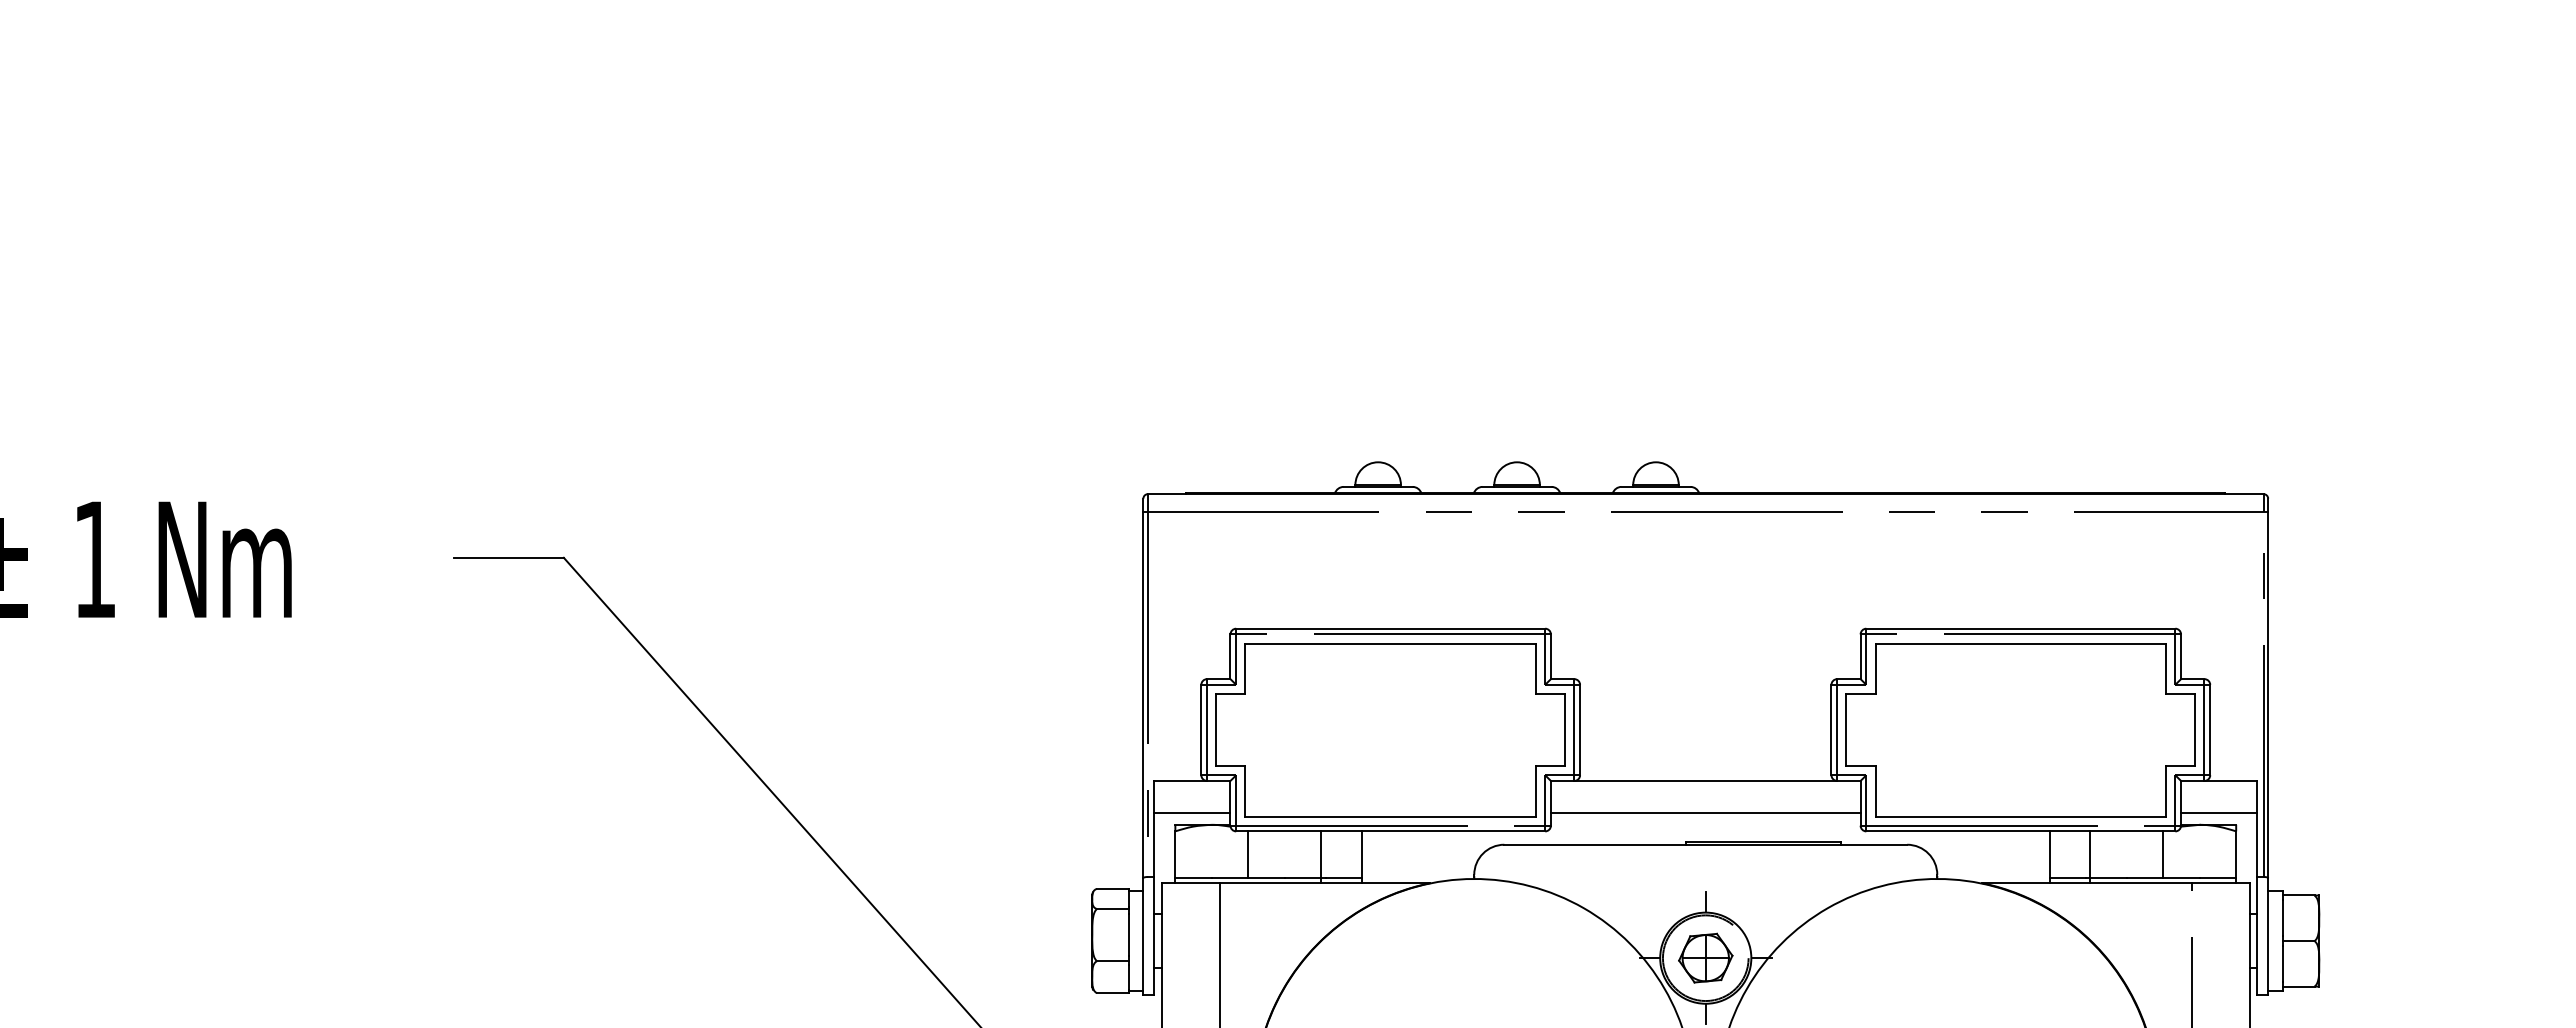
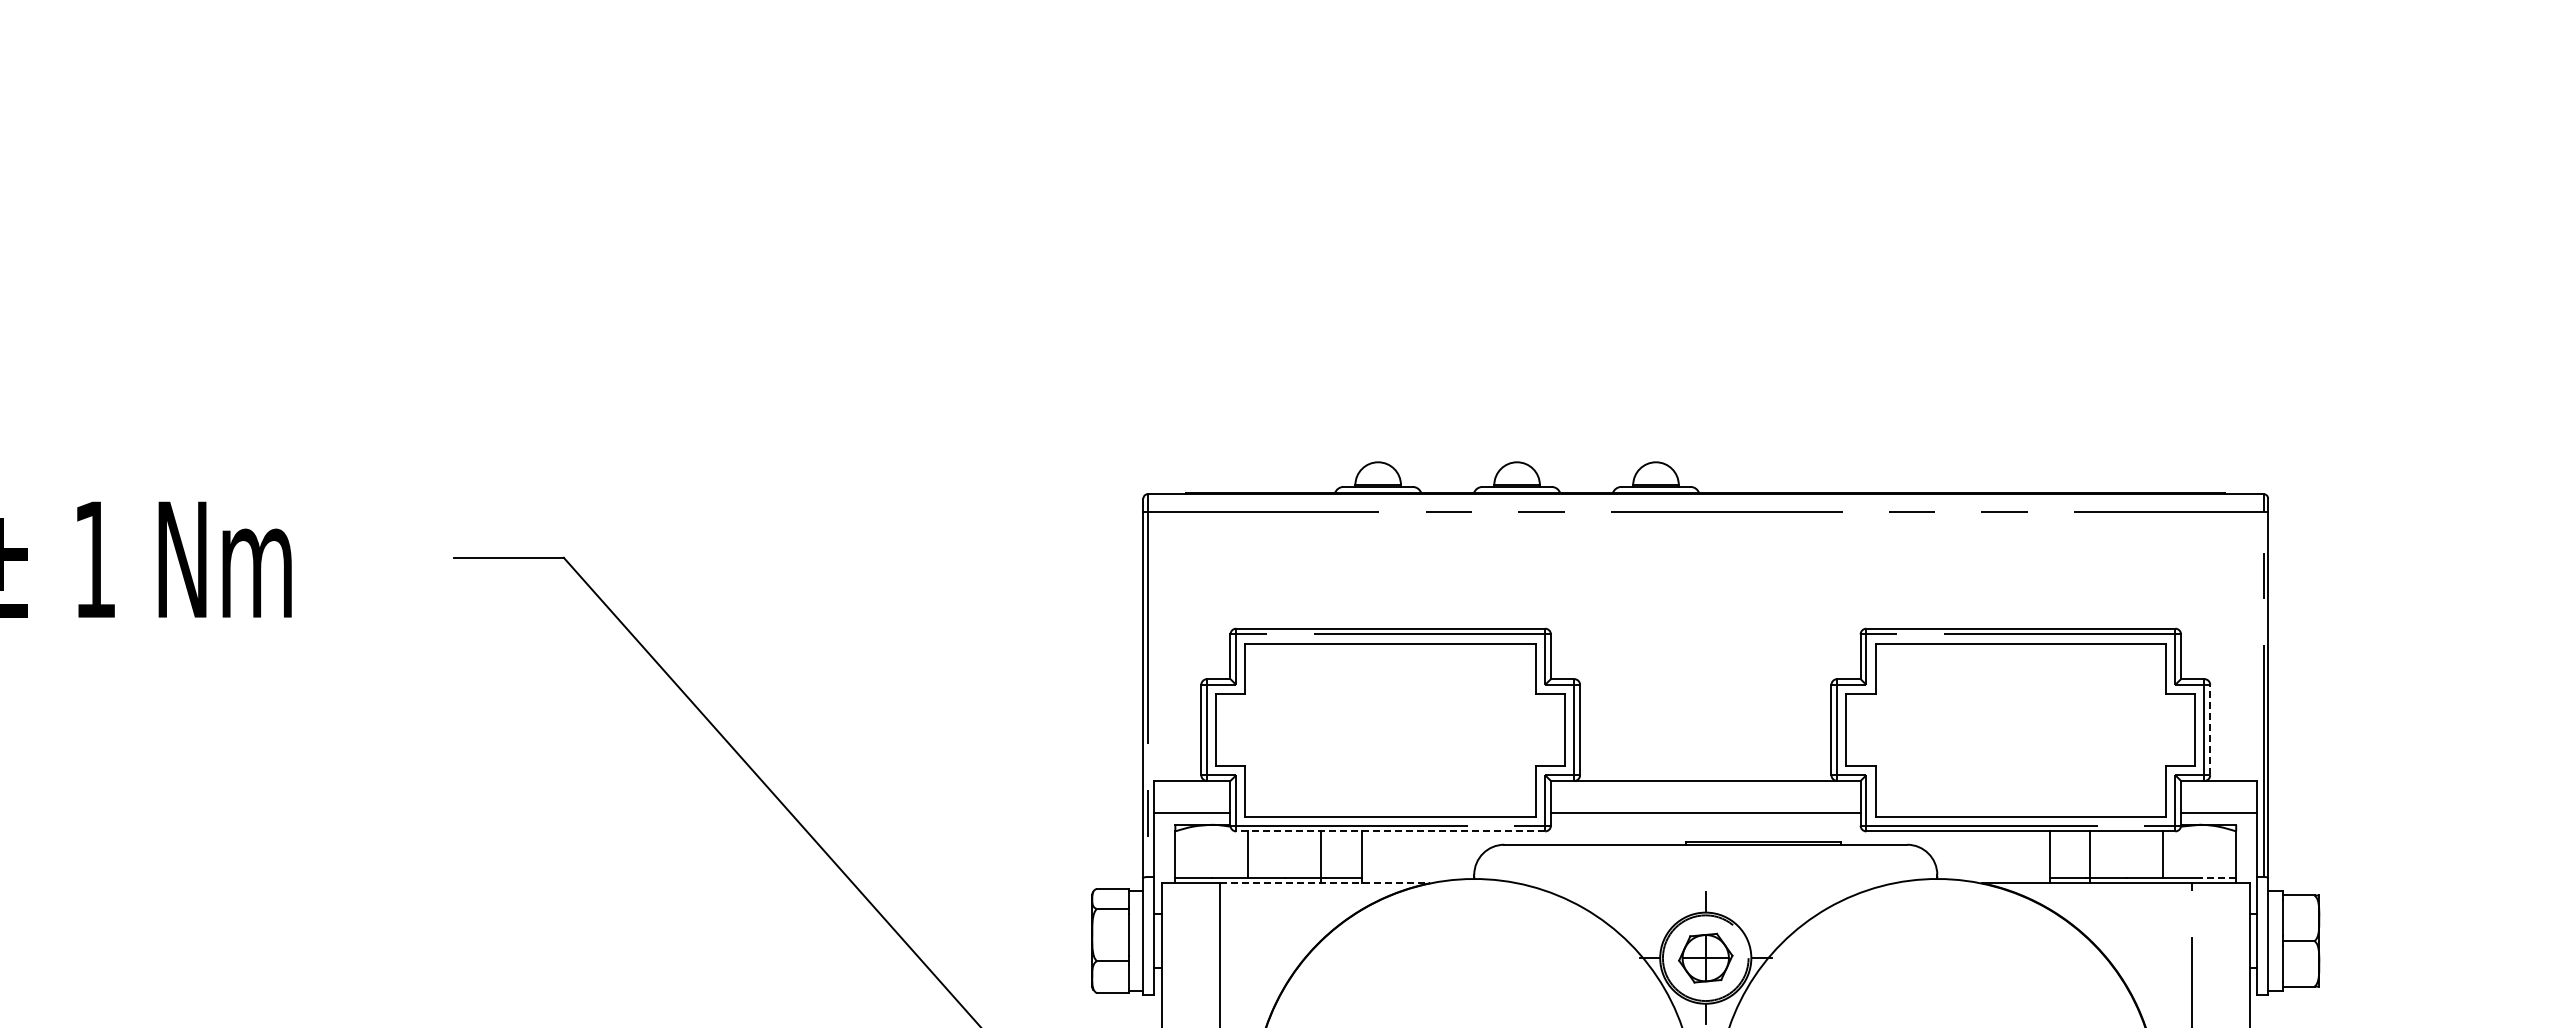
line: solid -> dashed (2210, 729)
line: solid -> dashed (1390, 831)
line: solid -> dashed (2217, 877)
line: solid -> dashed (1325, 883)
